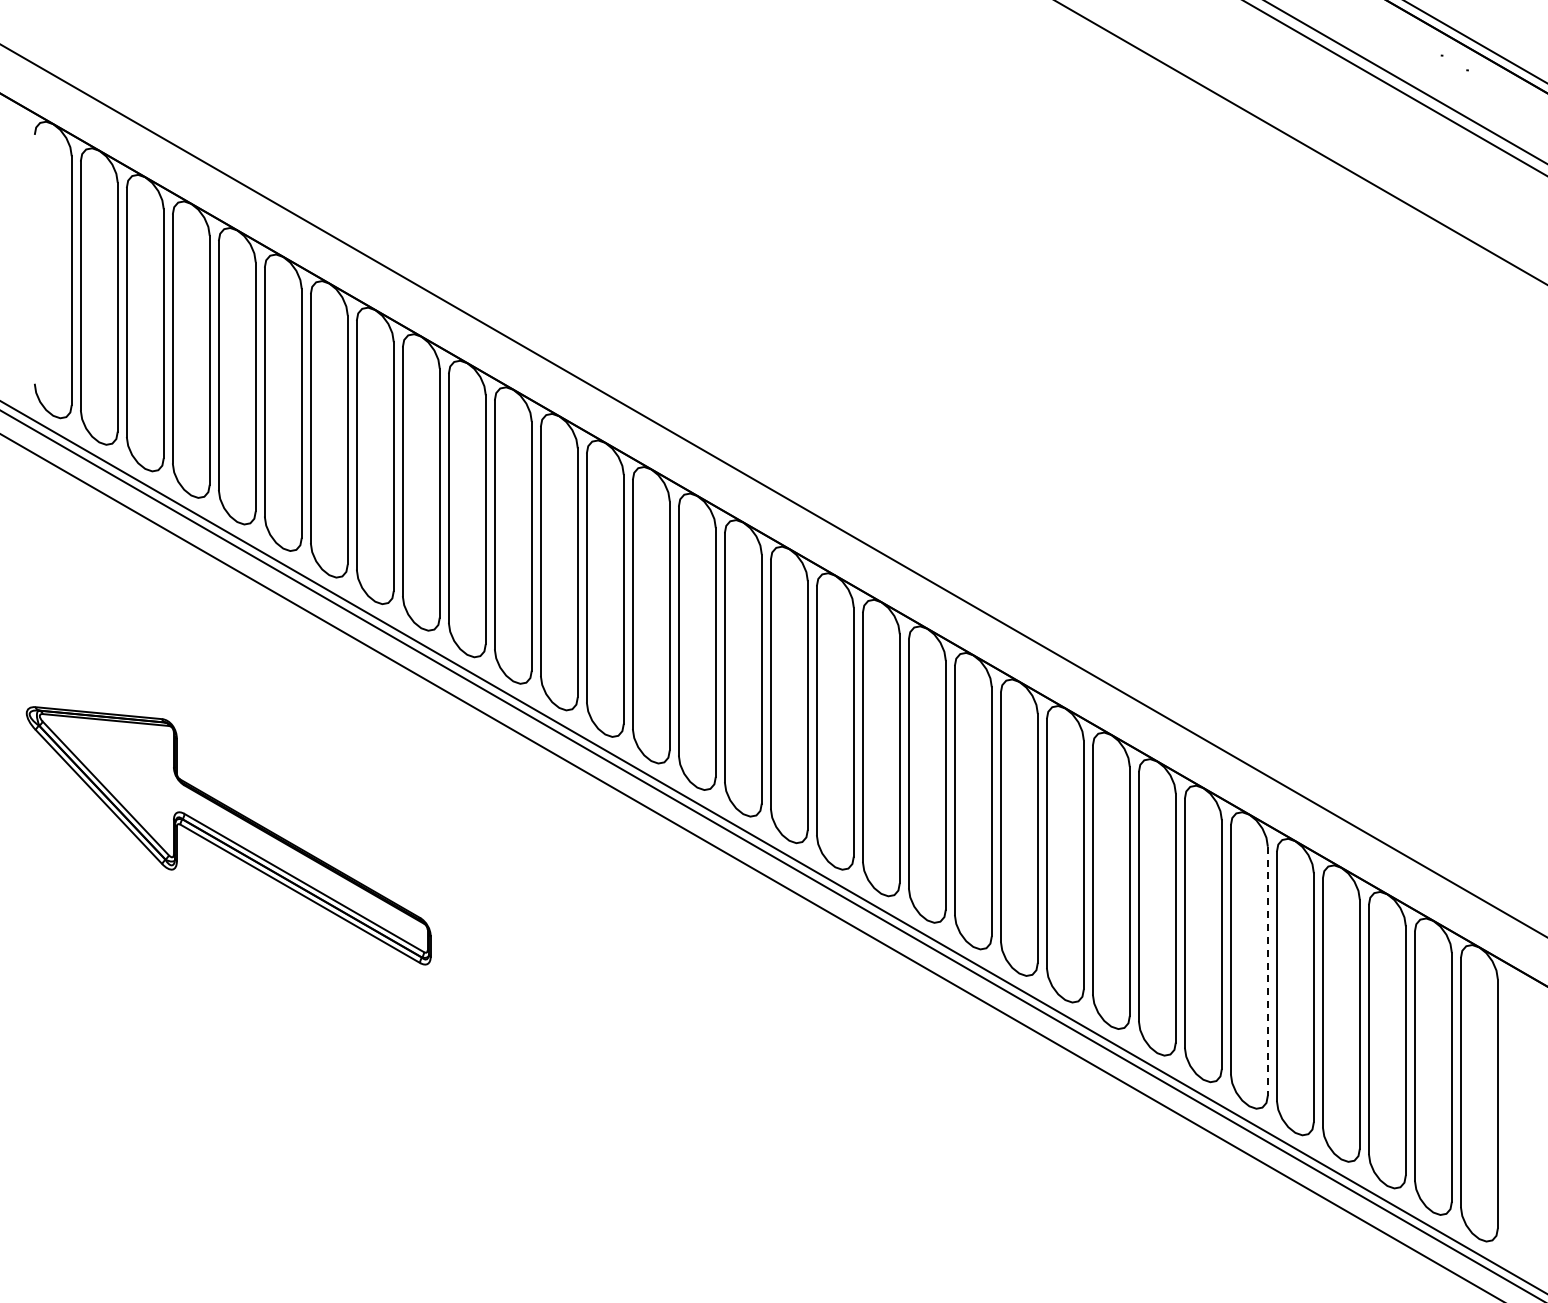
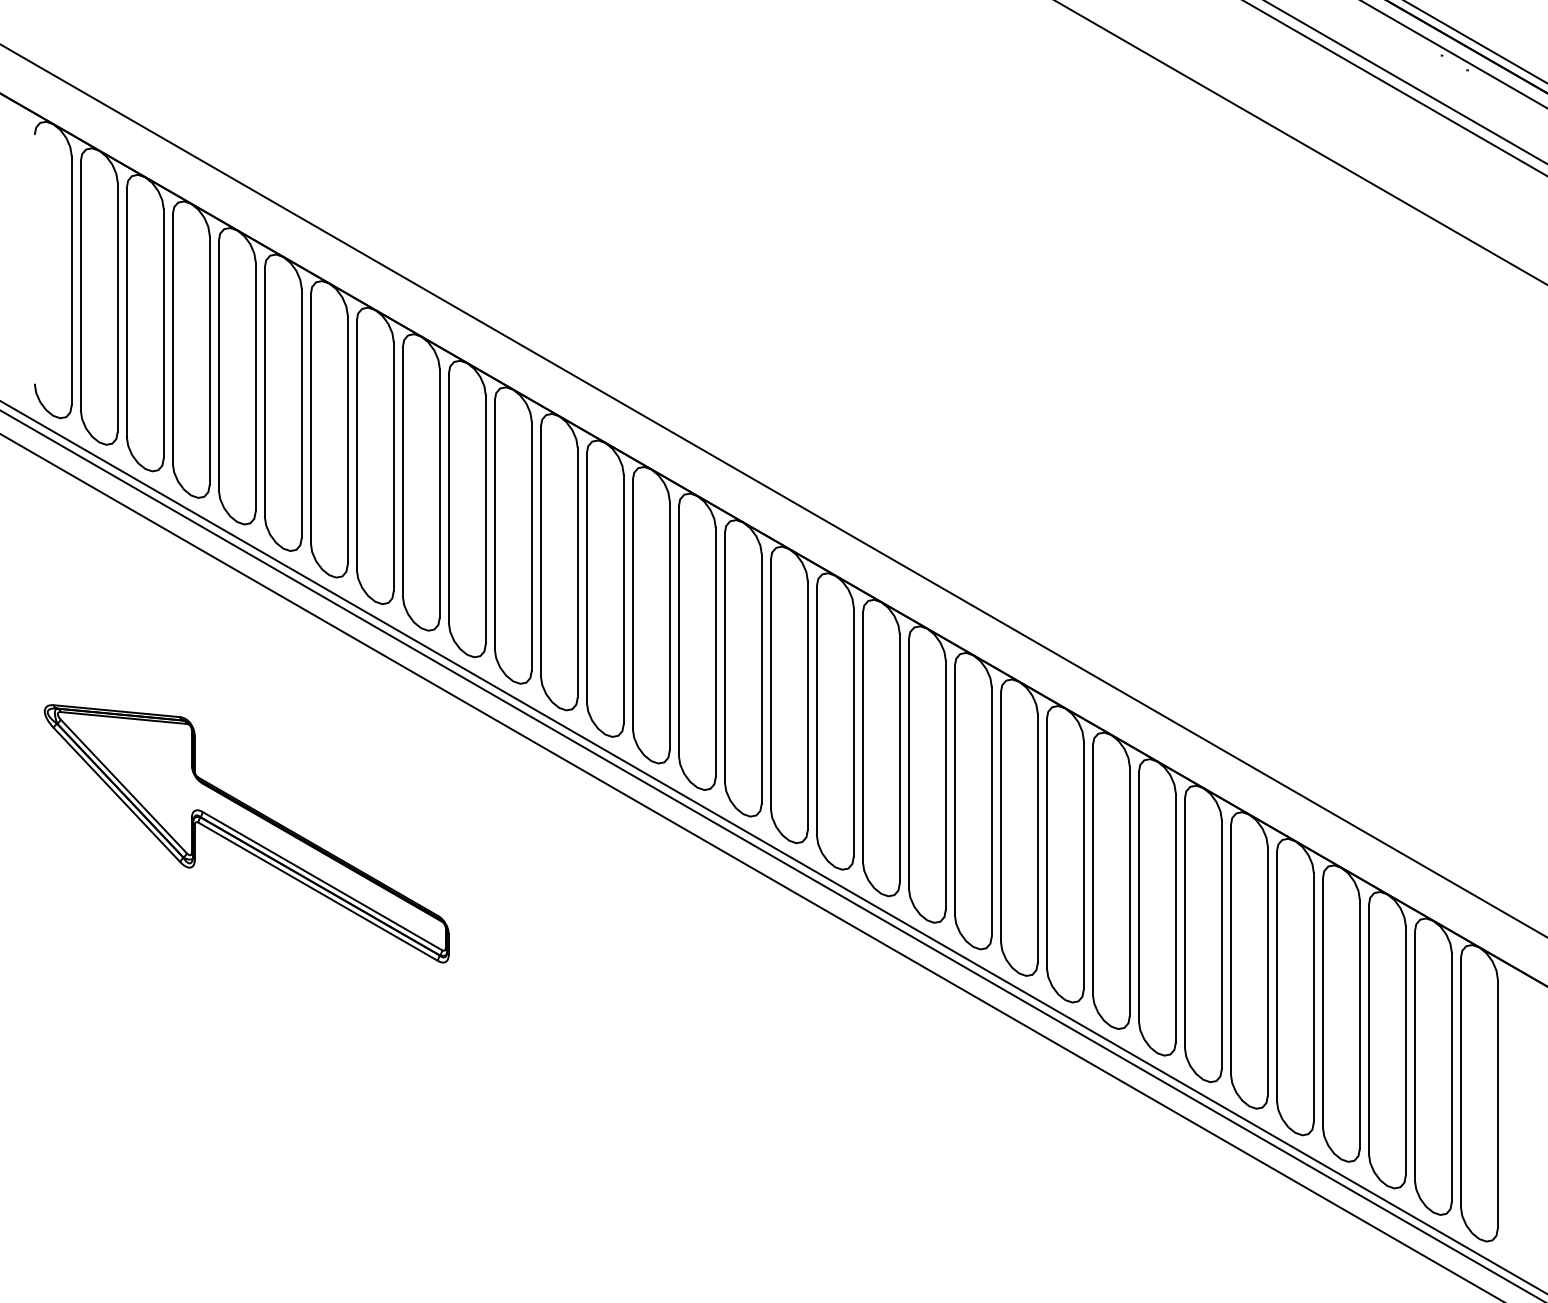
line: none -> present (1454, 54)
part position: (228, 835) -> (246, 833) (246, 833)
line: dashed -> solid (1267, 971)
